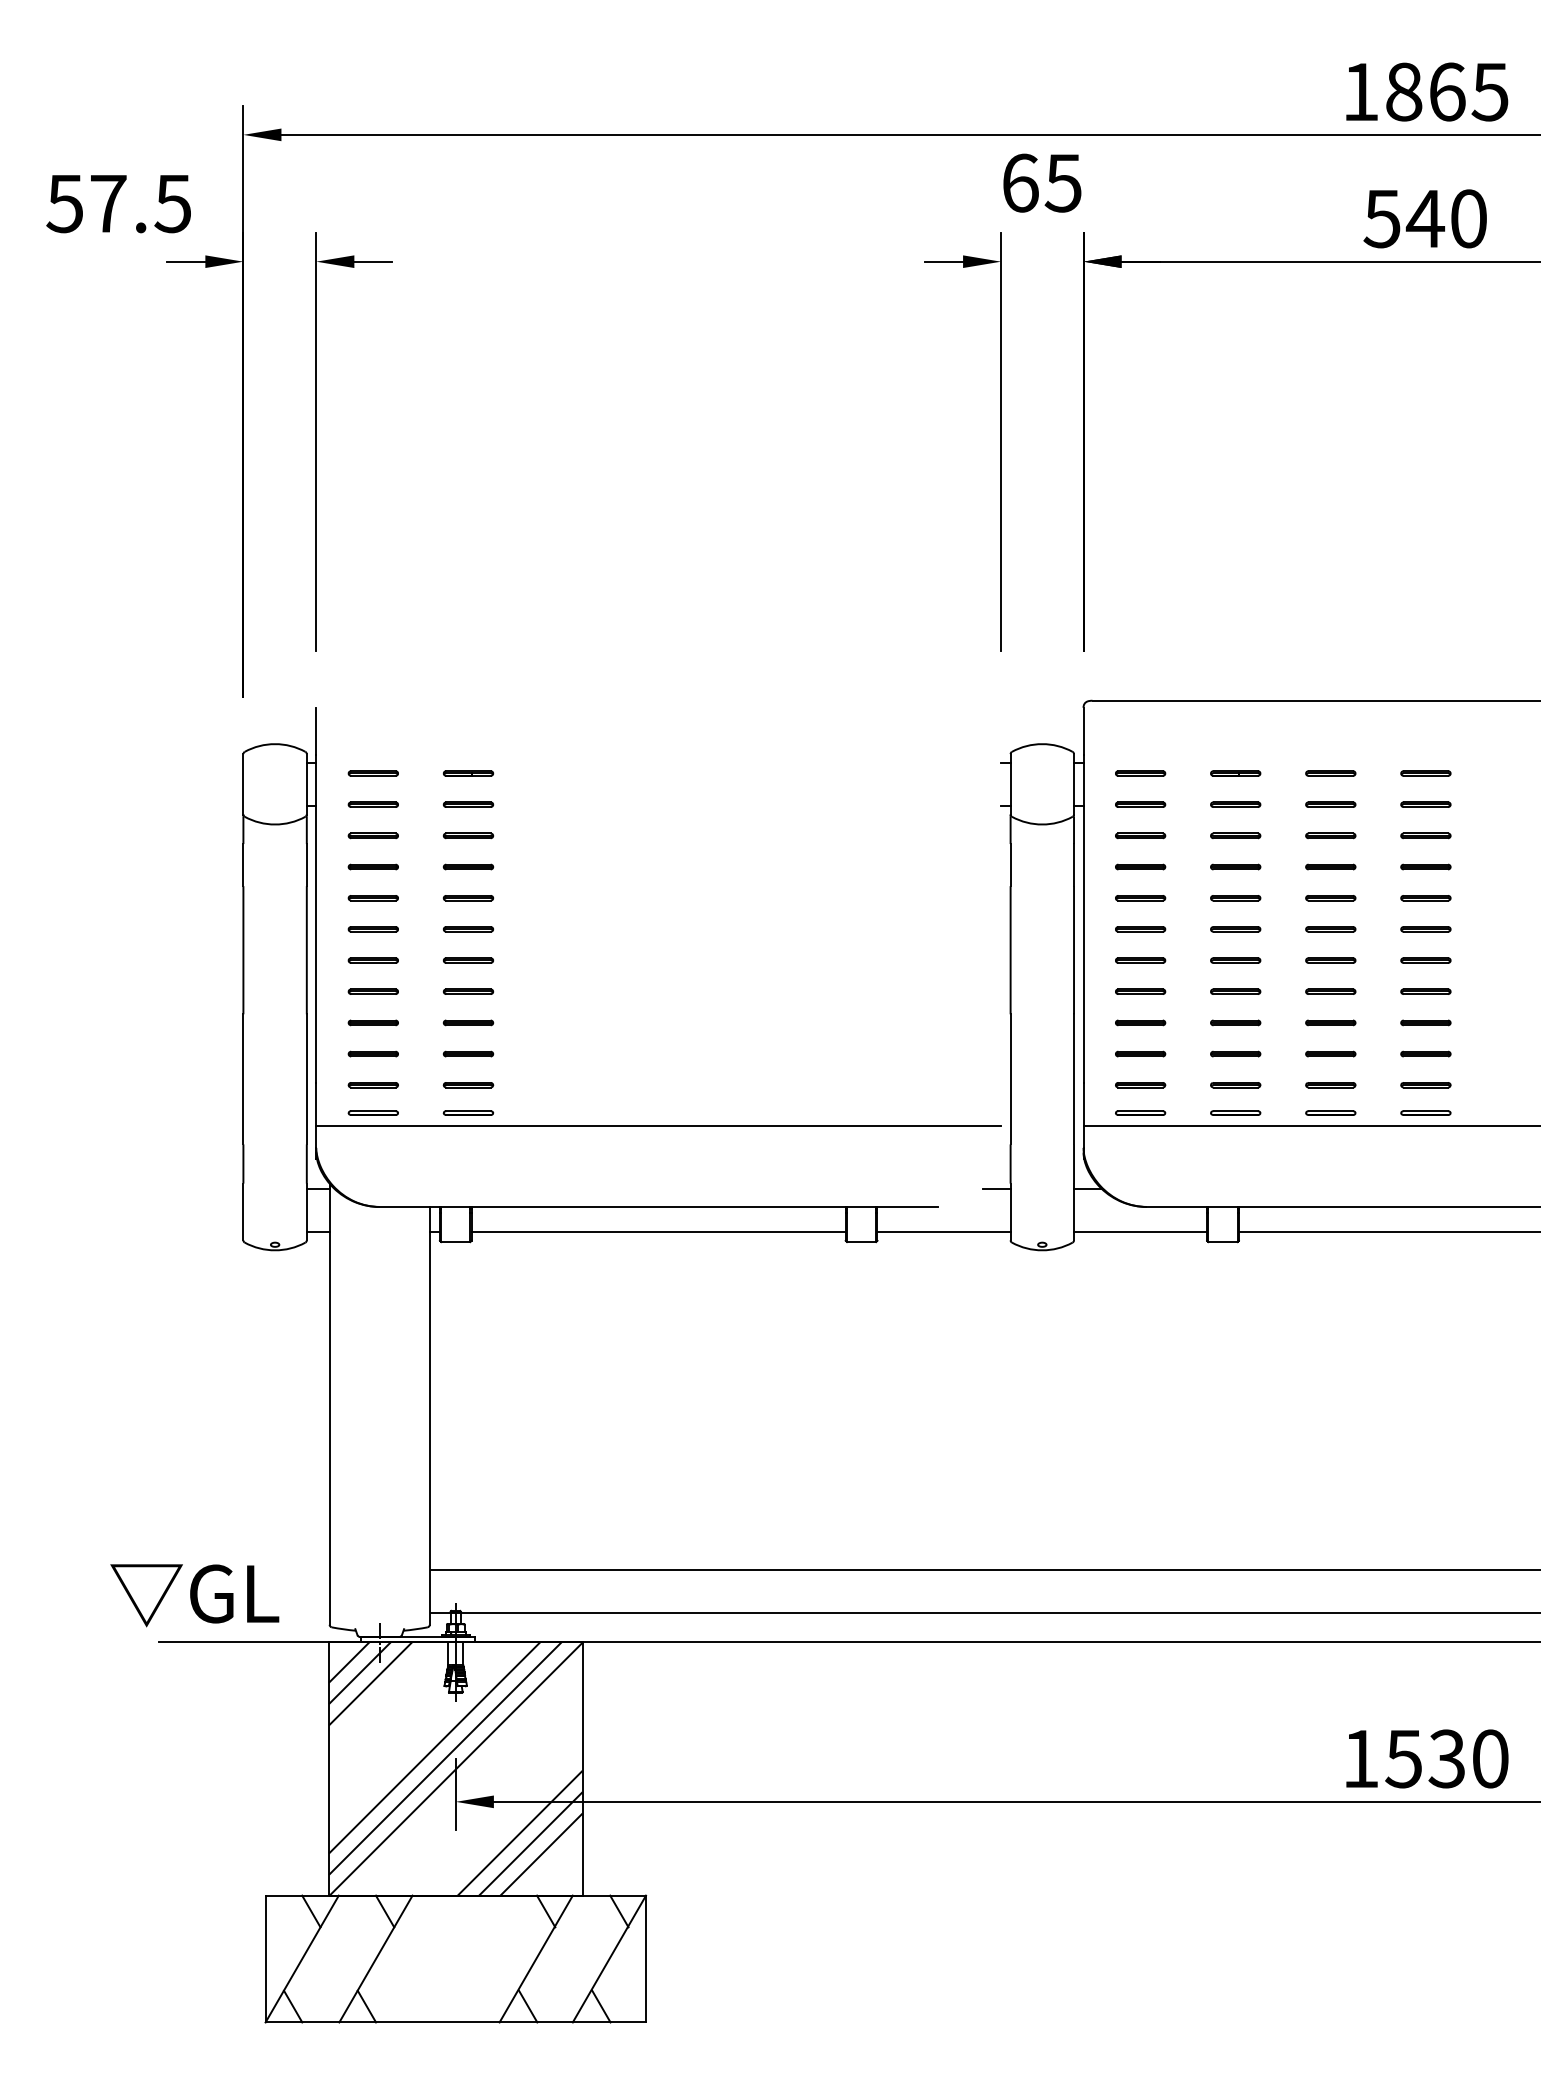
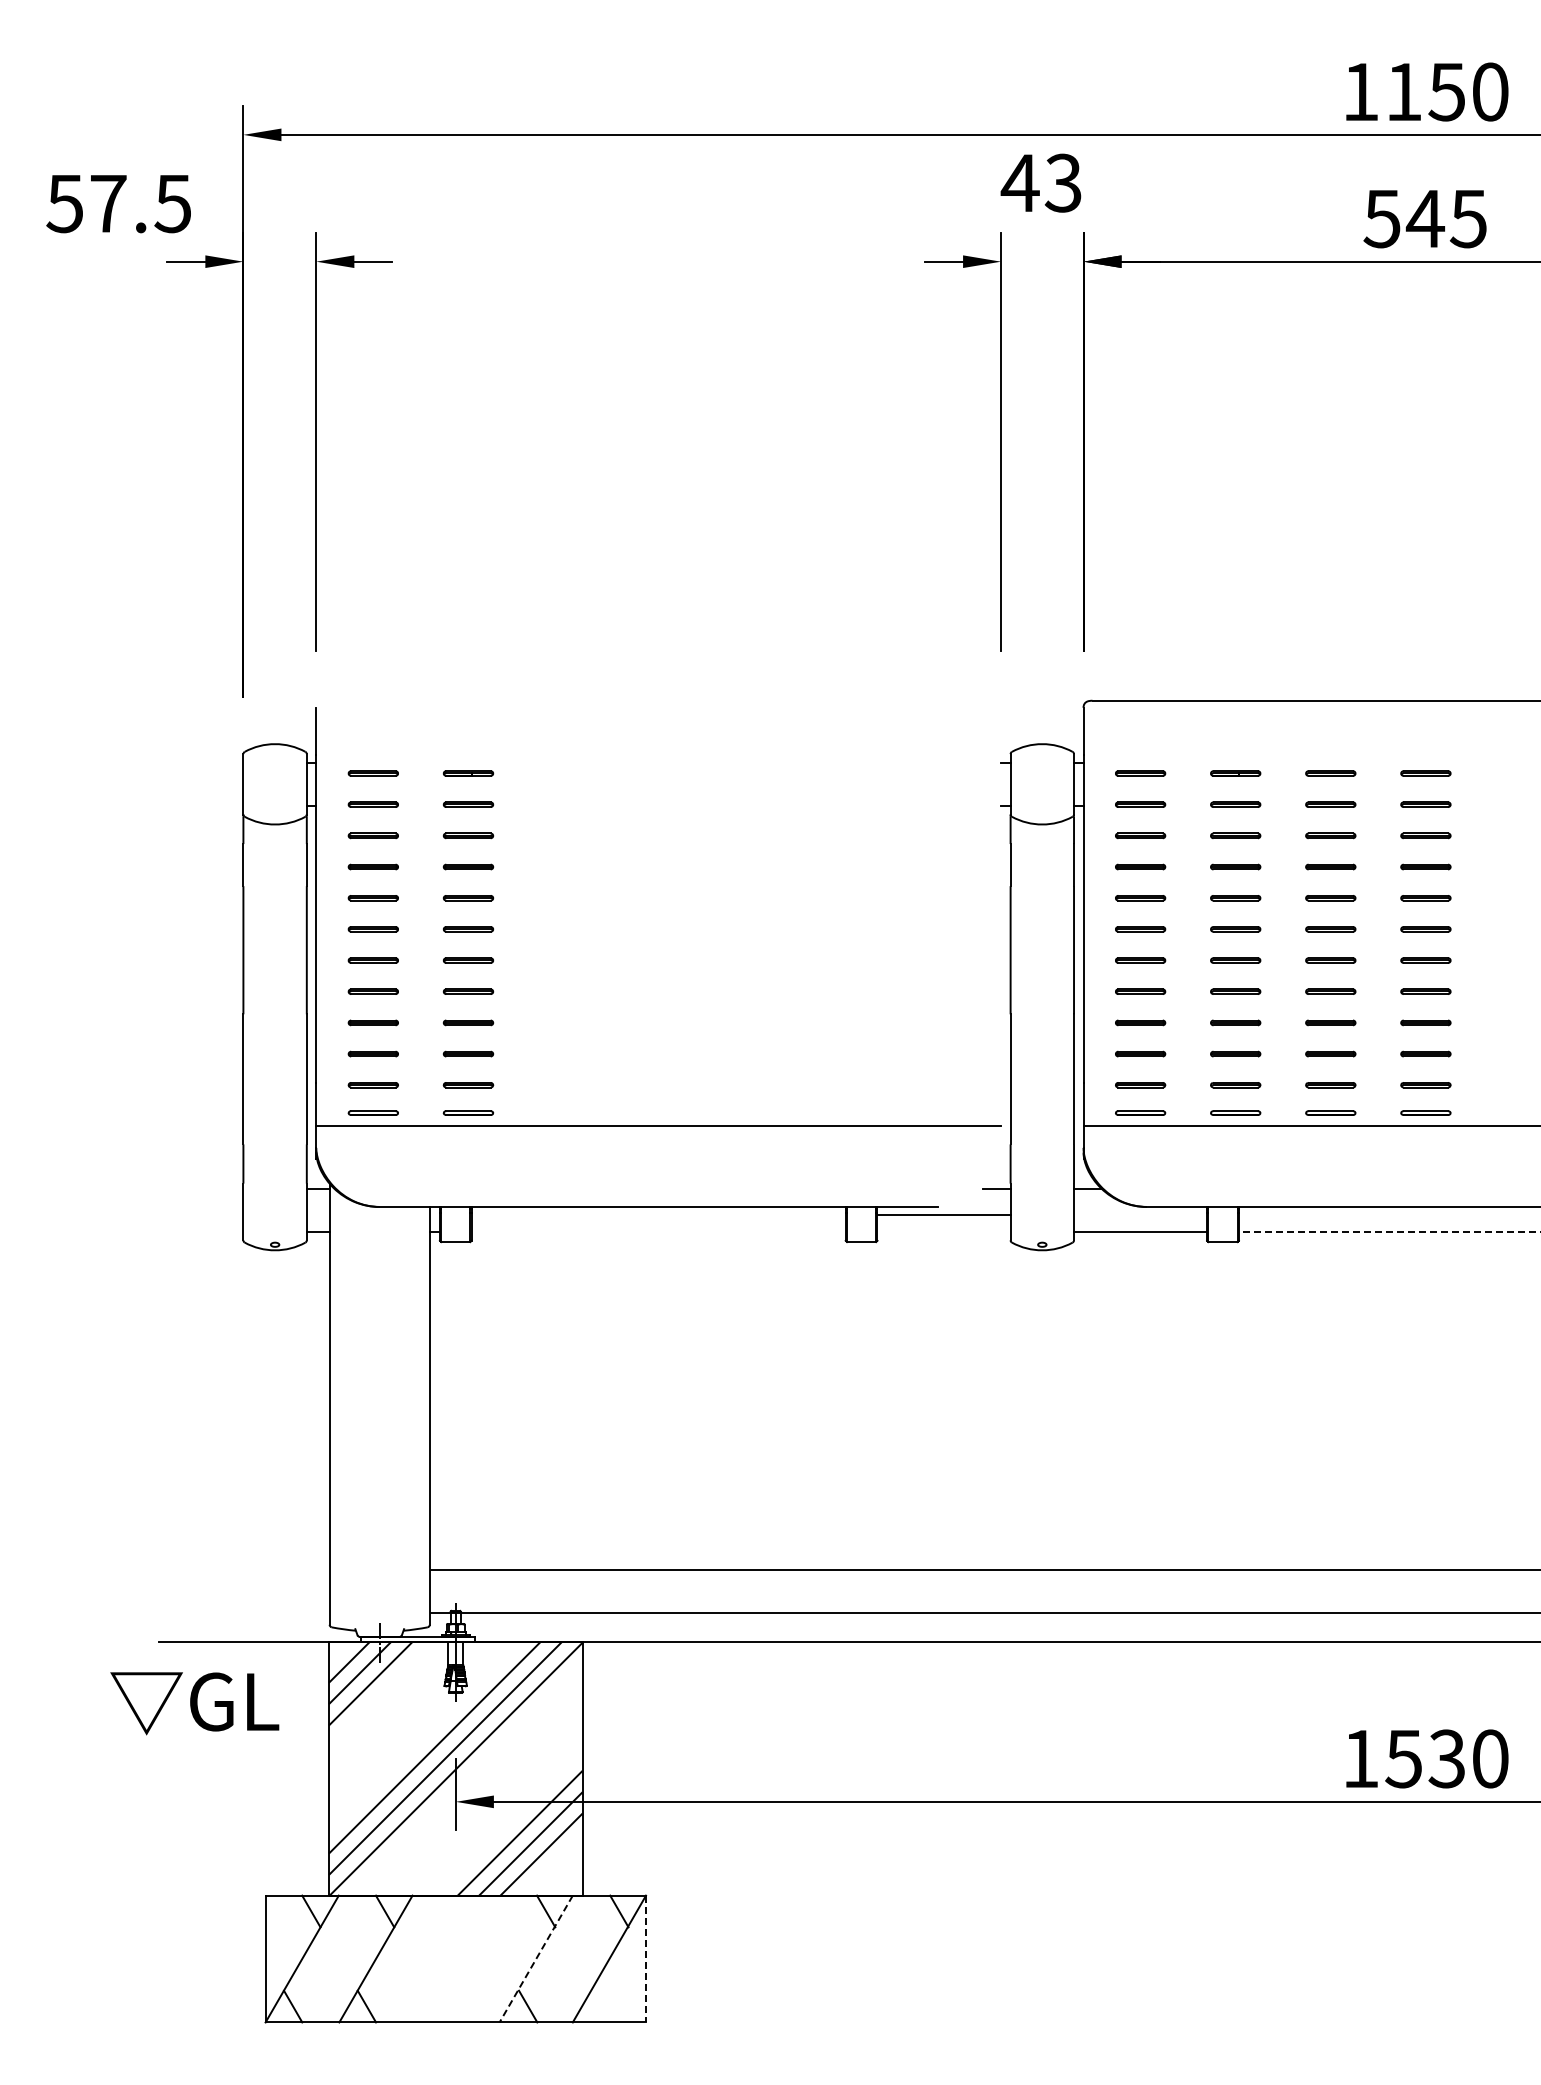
text: 1865 -> 1150 (1447, 91)
text: 65 -> 43 (1040, 182)
text: 540 -> 545 (1467, 218)
line: present -> none (658, 1231)
line position: (943, 1231) -> (943, 1214) (943, 1214)
line: solid -> dashed (1389, 1231)
text position: (194, 1595) -> (194, 1703) (194, 1703)
line: solid -> dashed (535, 1959)
line: solid -> dashed (646, 1959)
line: present -> none (601, 2006)
